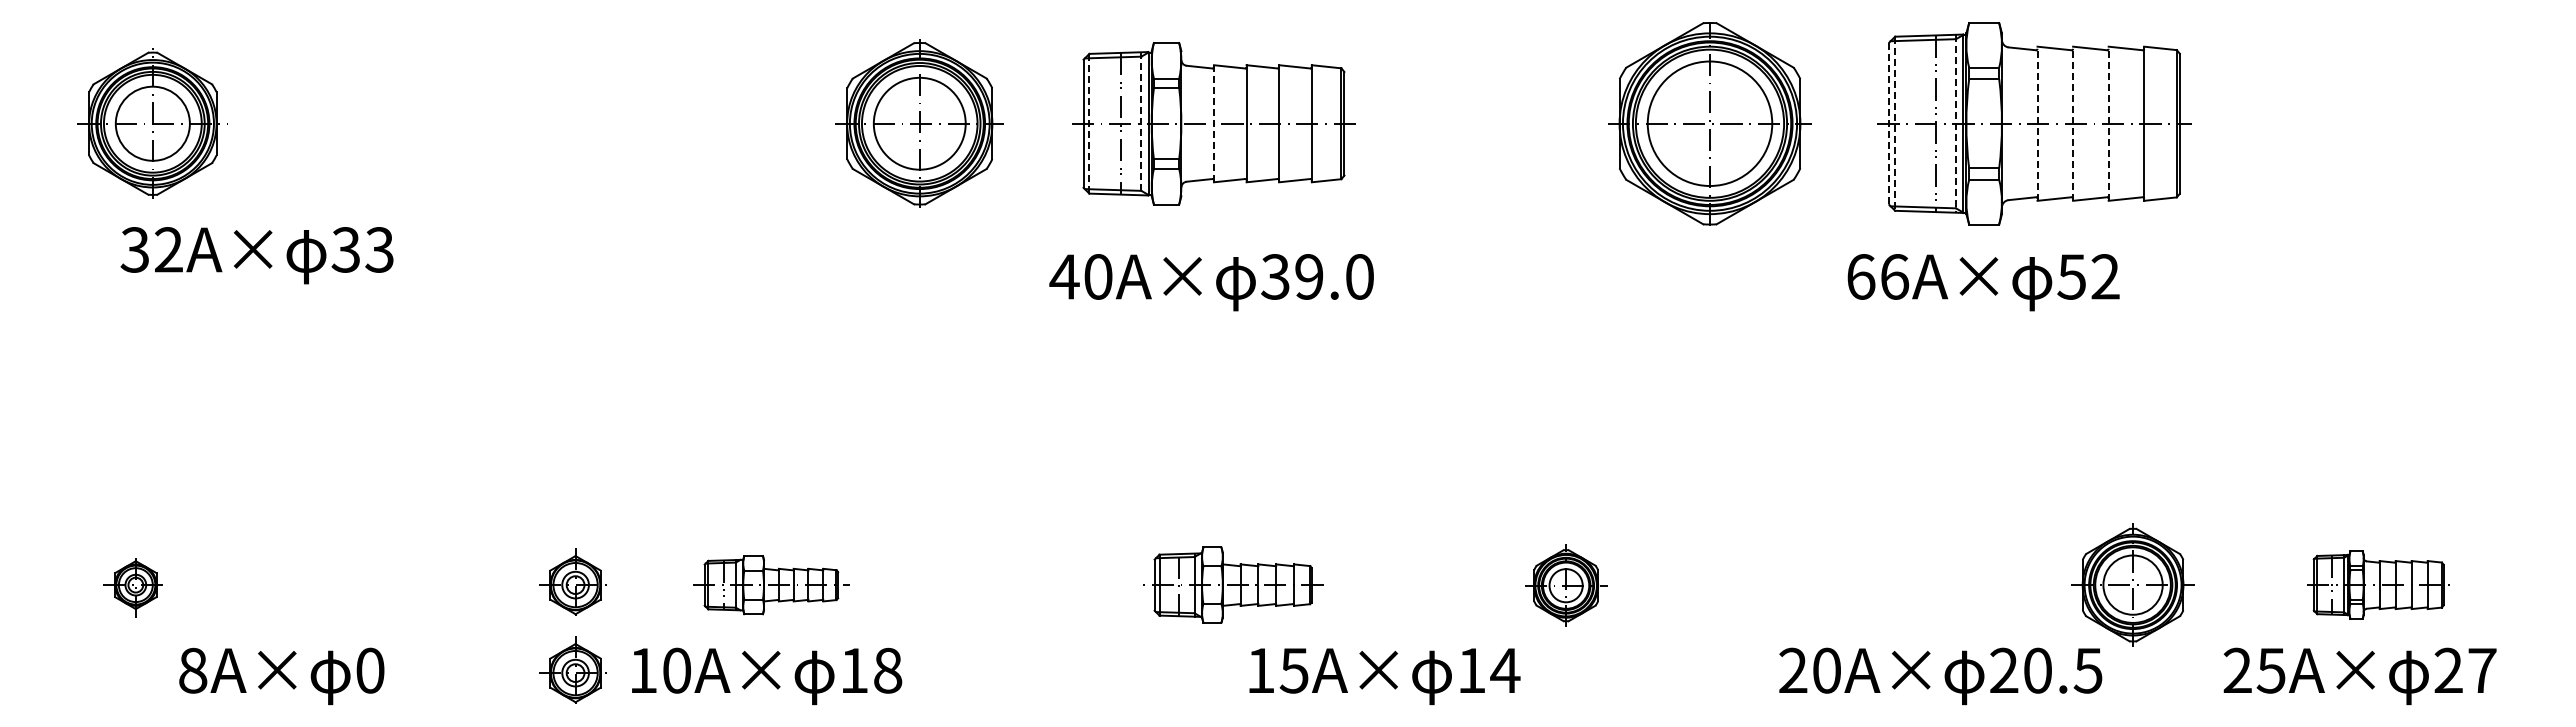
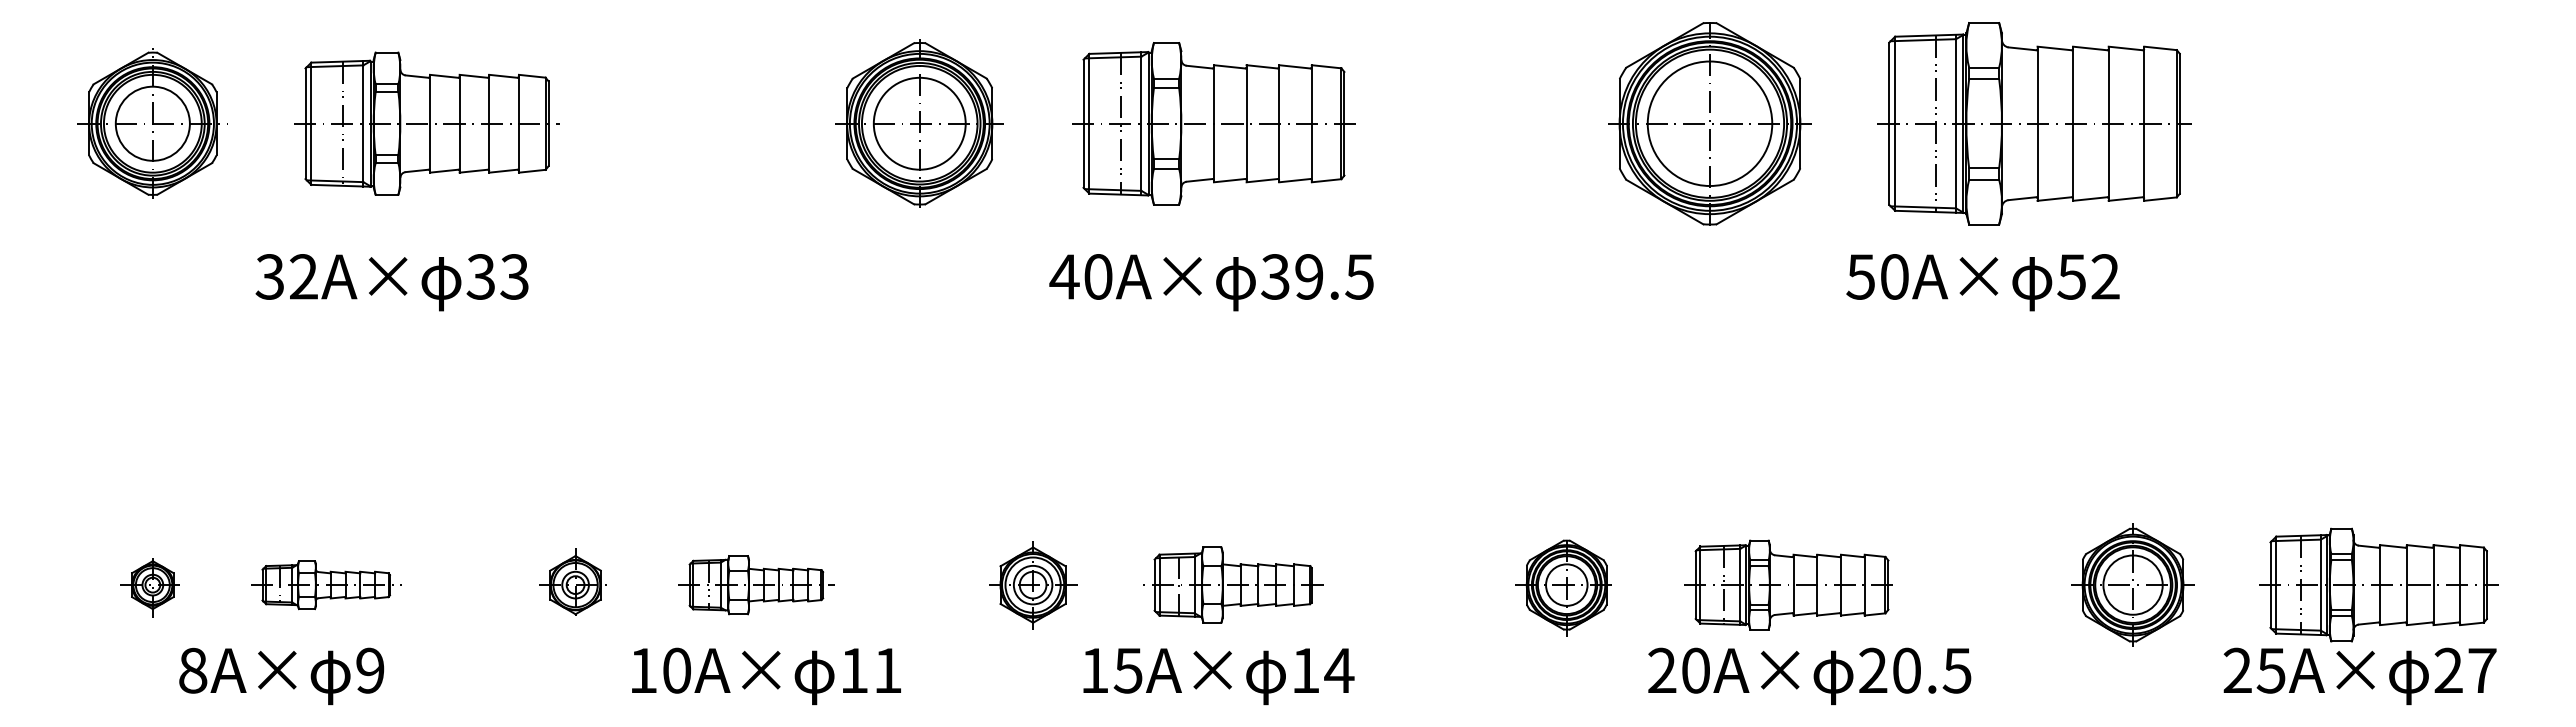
part: none -> present (426, 123)
line: dashed -> solid (1089, 123)
line: dashed -> solid (1213, 123)
line: dashed -> solid (2037, 123)
line: dashed -> solid (2073, 123)
line: dashed -> solid (2108, 123)
line: dashed -> solid (1141, 124)
line: dashed -> solid (1889, 124)
line: dashed -> solid (1895, 124)
line: dashed -> solid (1956, 124)
text position: (256, 255) -> (391, 282) (391, 282)
text: 39.0 -> 39.5 (1359, 276)
text: 66A× -> 50A× (1877, 276)
part: none -> present (1788, 584)
part size: 143x70 px -> 240x116 px (2378, 584)
part: none -> present (326, 585)
part position: (771, 585) -> (756, 585) (756, 585)
part: none -> present (1033, 585)
part size: 83x83 px -> 97x98 px (1563, 587)
part position: (132, 587) -> (149, 587) (149, 587)
part: present -> none (572, 669)
text: 0 -> 9 (370, 670)
text: 18 -> 11 (888, 670)
text position: (1384, 676) -> (1218, 676) (1218, 676)
text position: (1940, 676) -> (1809, 676) (1809, 676)
